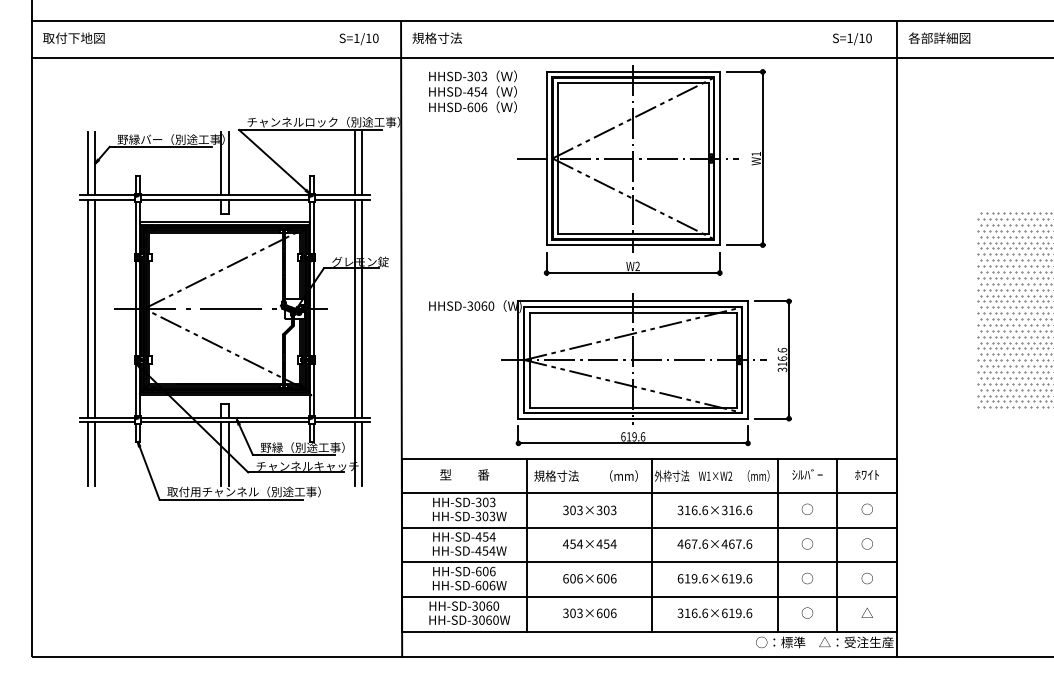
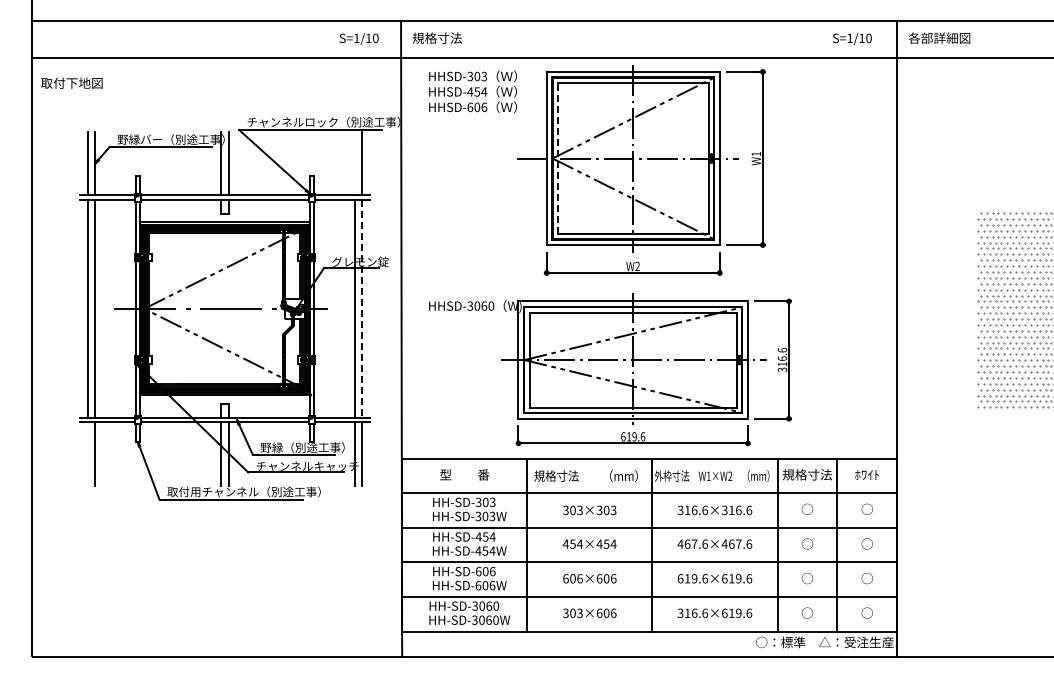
text position: (73, 37) -> (71, 82) (71, 82)
line: solid -> dashed (557, 158)
line: present -> none (354, 163)
line: solid -> dashed (361, 308)
line: present -> none (87, 453)
text: ｼﾙﾊﾞｰ -> 規格寸法 (806, 474)
text: △ -> ○ (866, 612)
